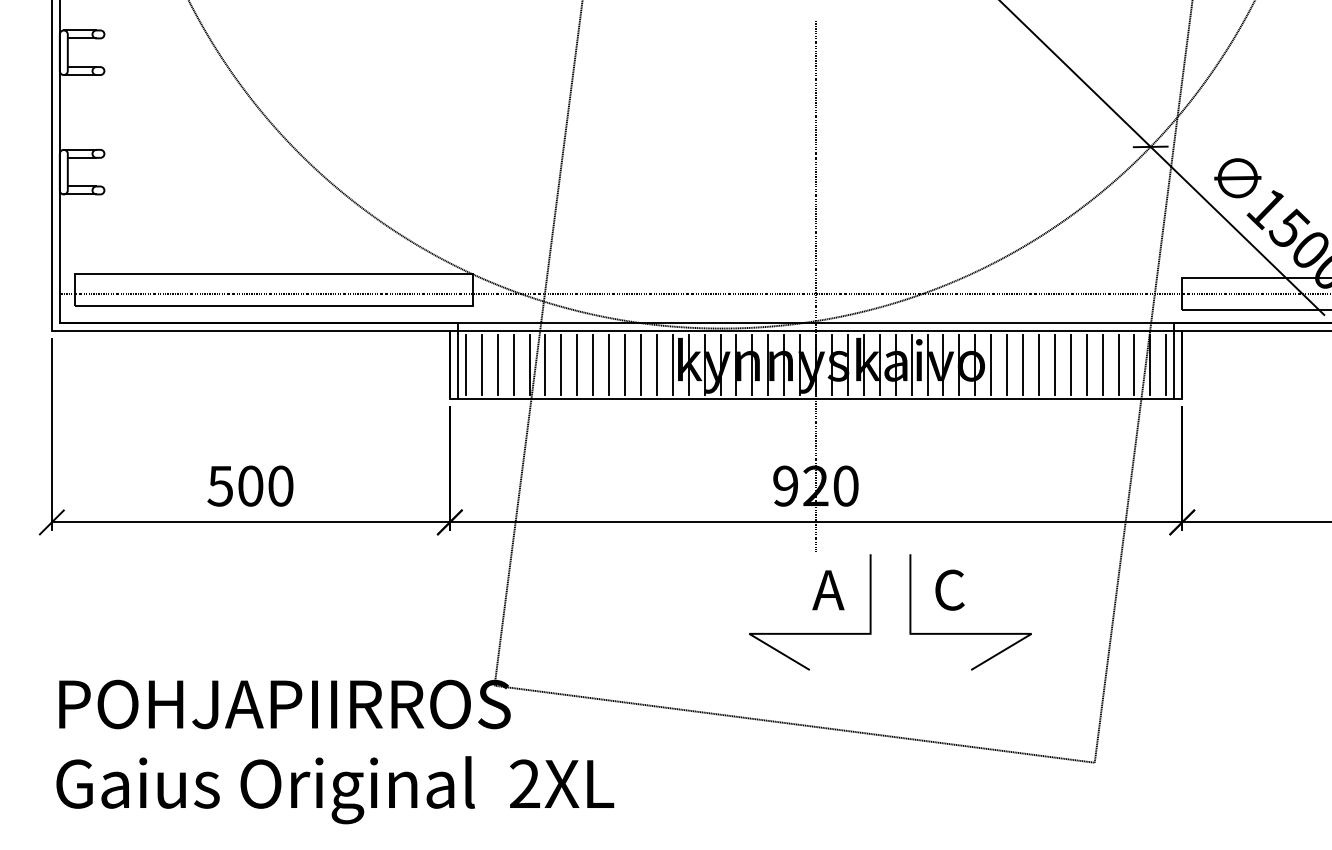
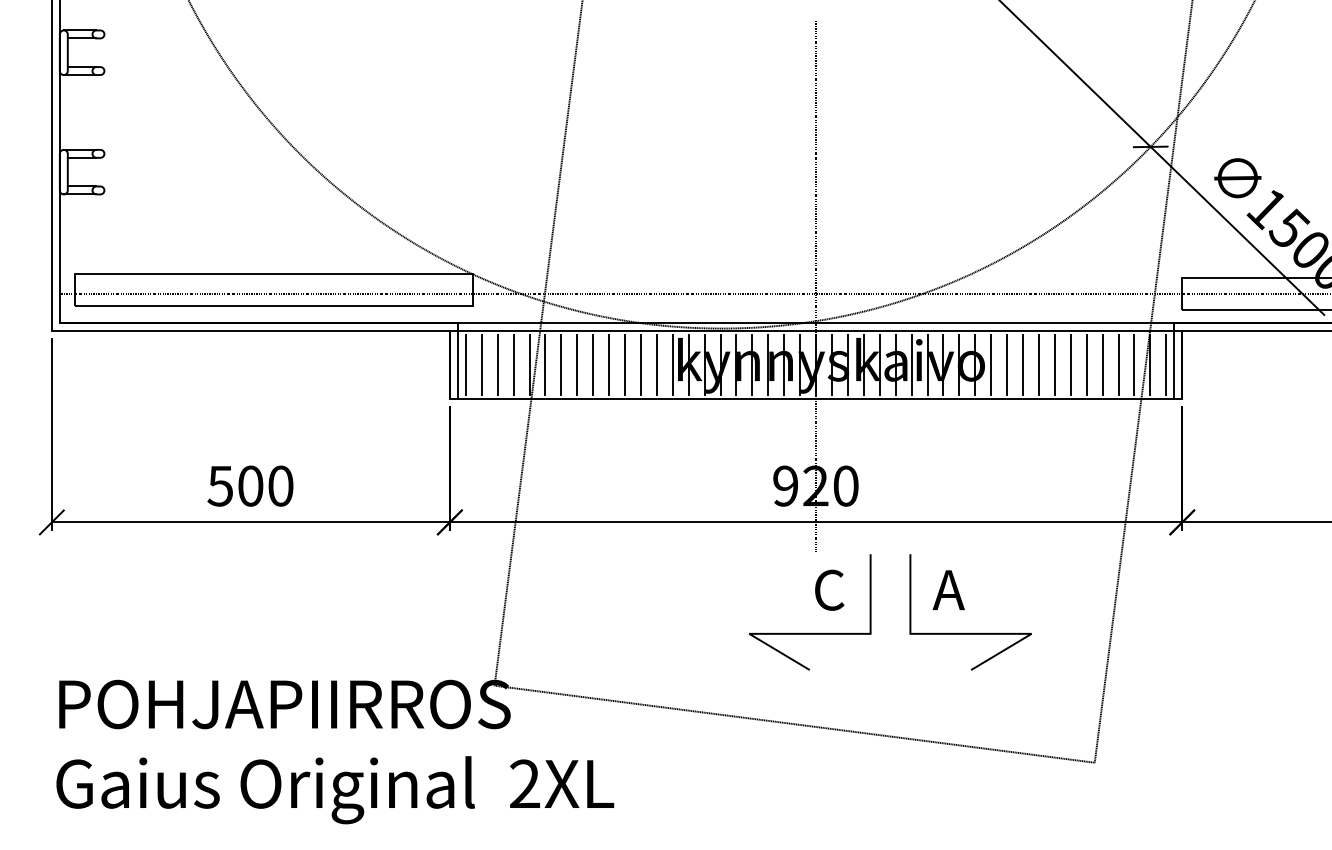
text: A -> C (828, 589)
text: C -> A (948, 589)
